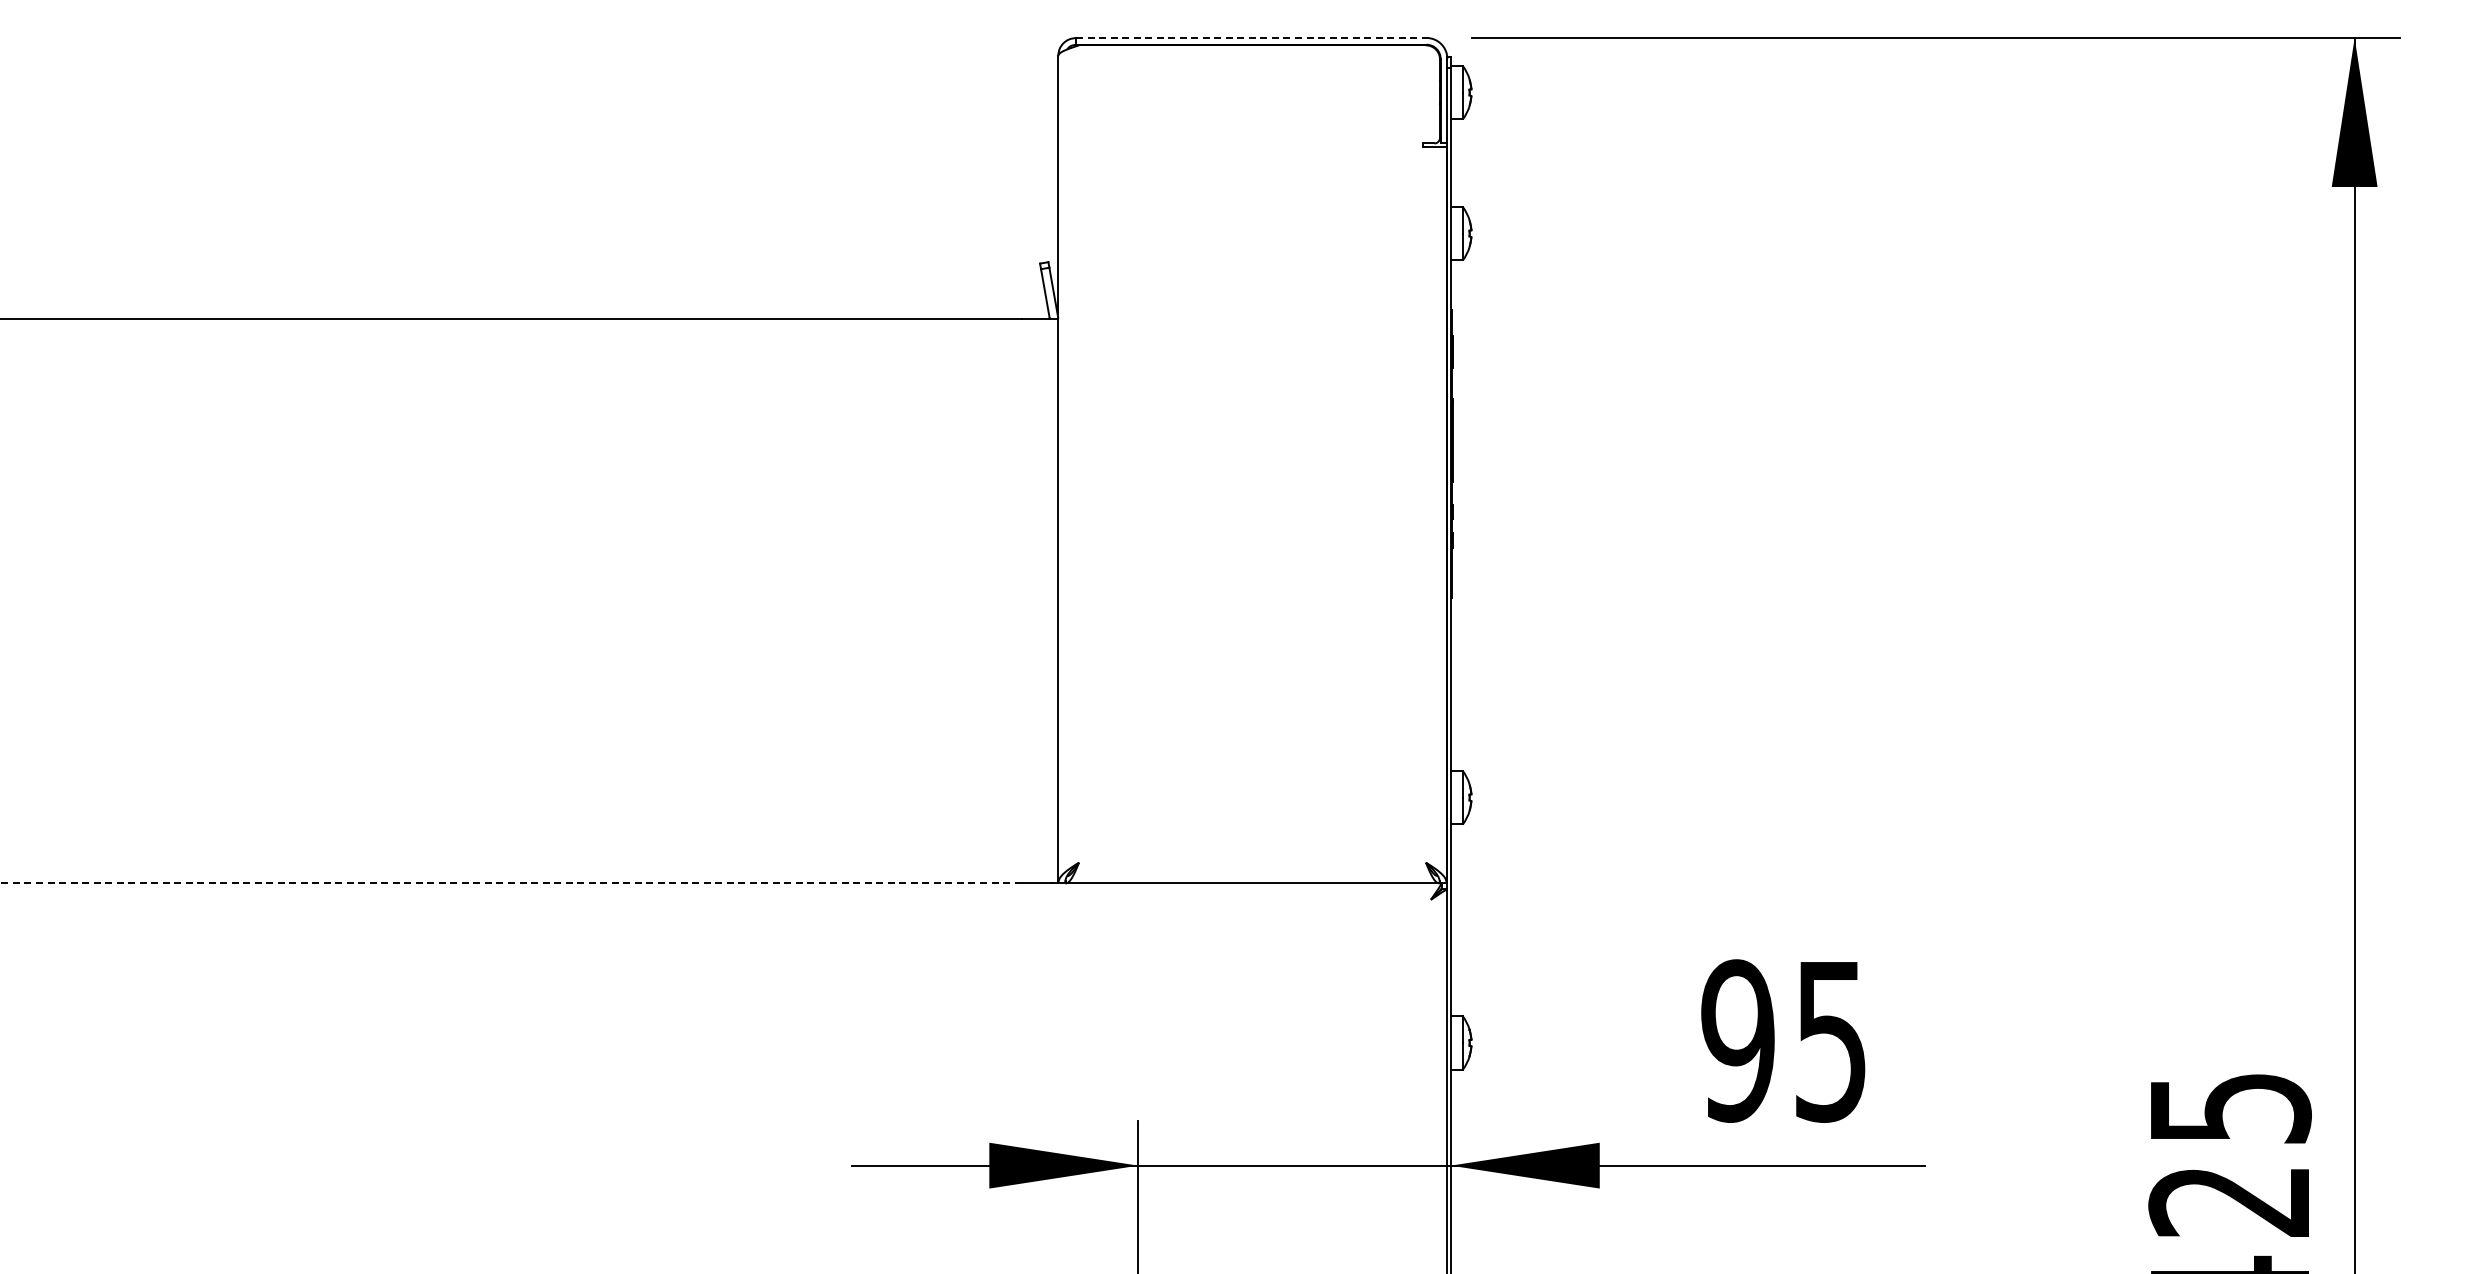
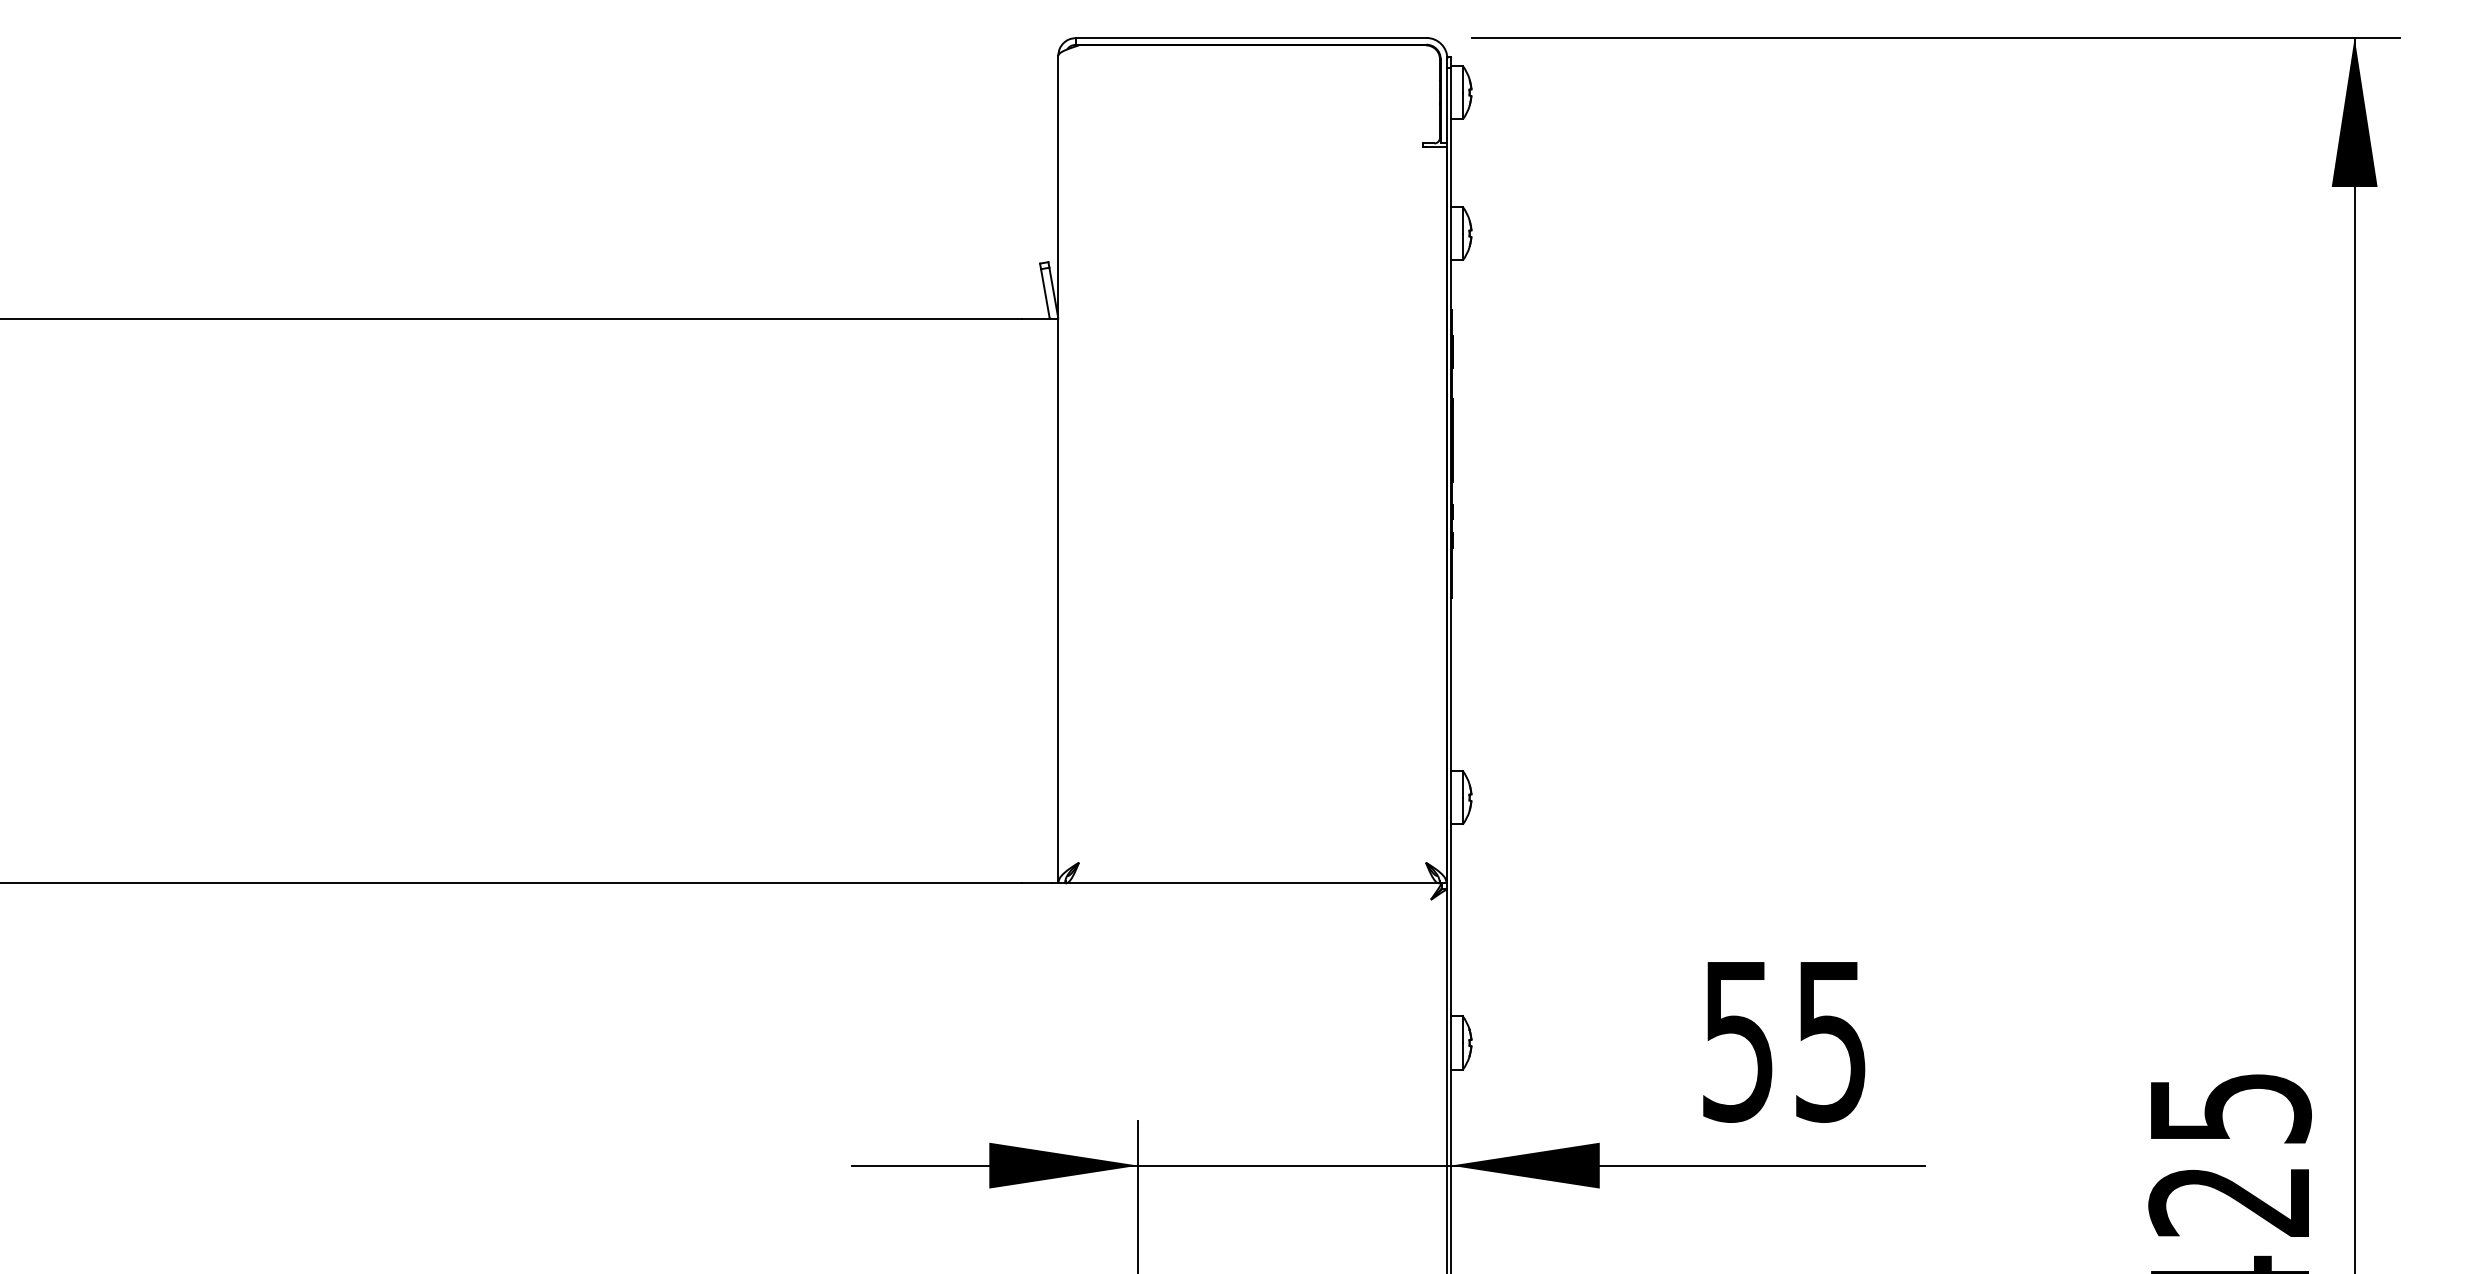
line: dashed -> solid (1251, 38)
line: dashed -> solid (510, 883)
text: 95 -> 55 (1737, 1040)
